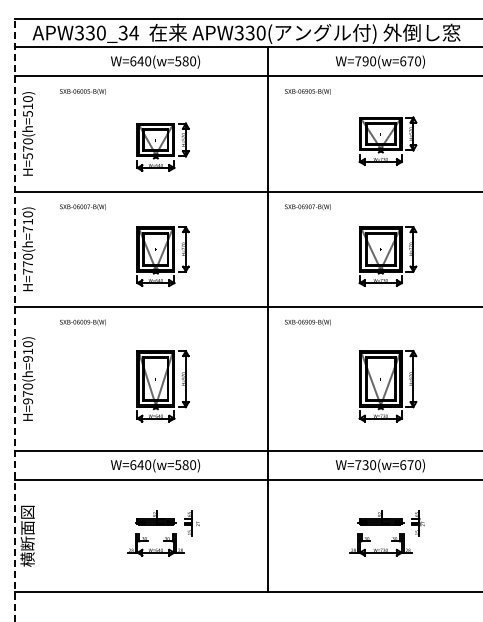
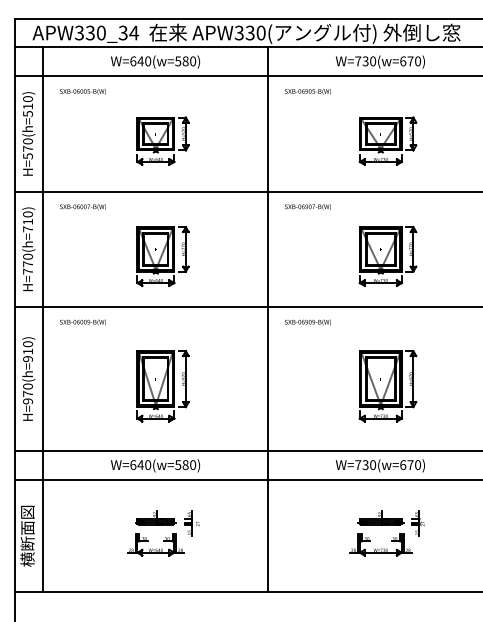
text: W=790(w=670) -> W=730(w=670) (365, 61)
part position: (162, 146) -> (162, 140) (162, 140)
line: dashed -> solid (14, 319)
line: none -> present (43, 319)
